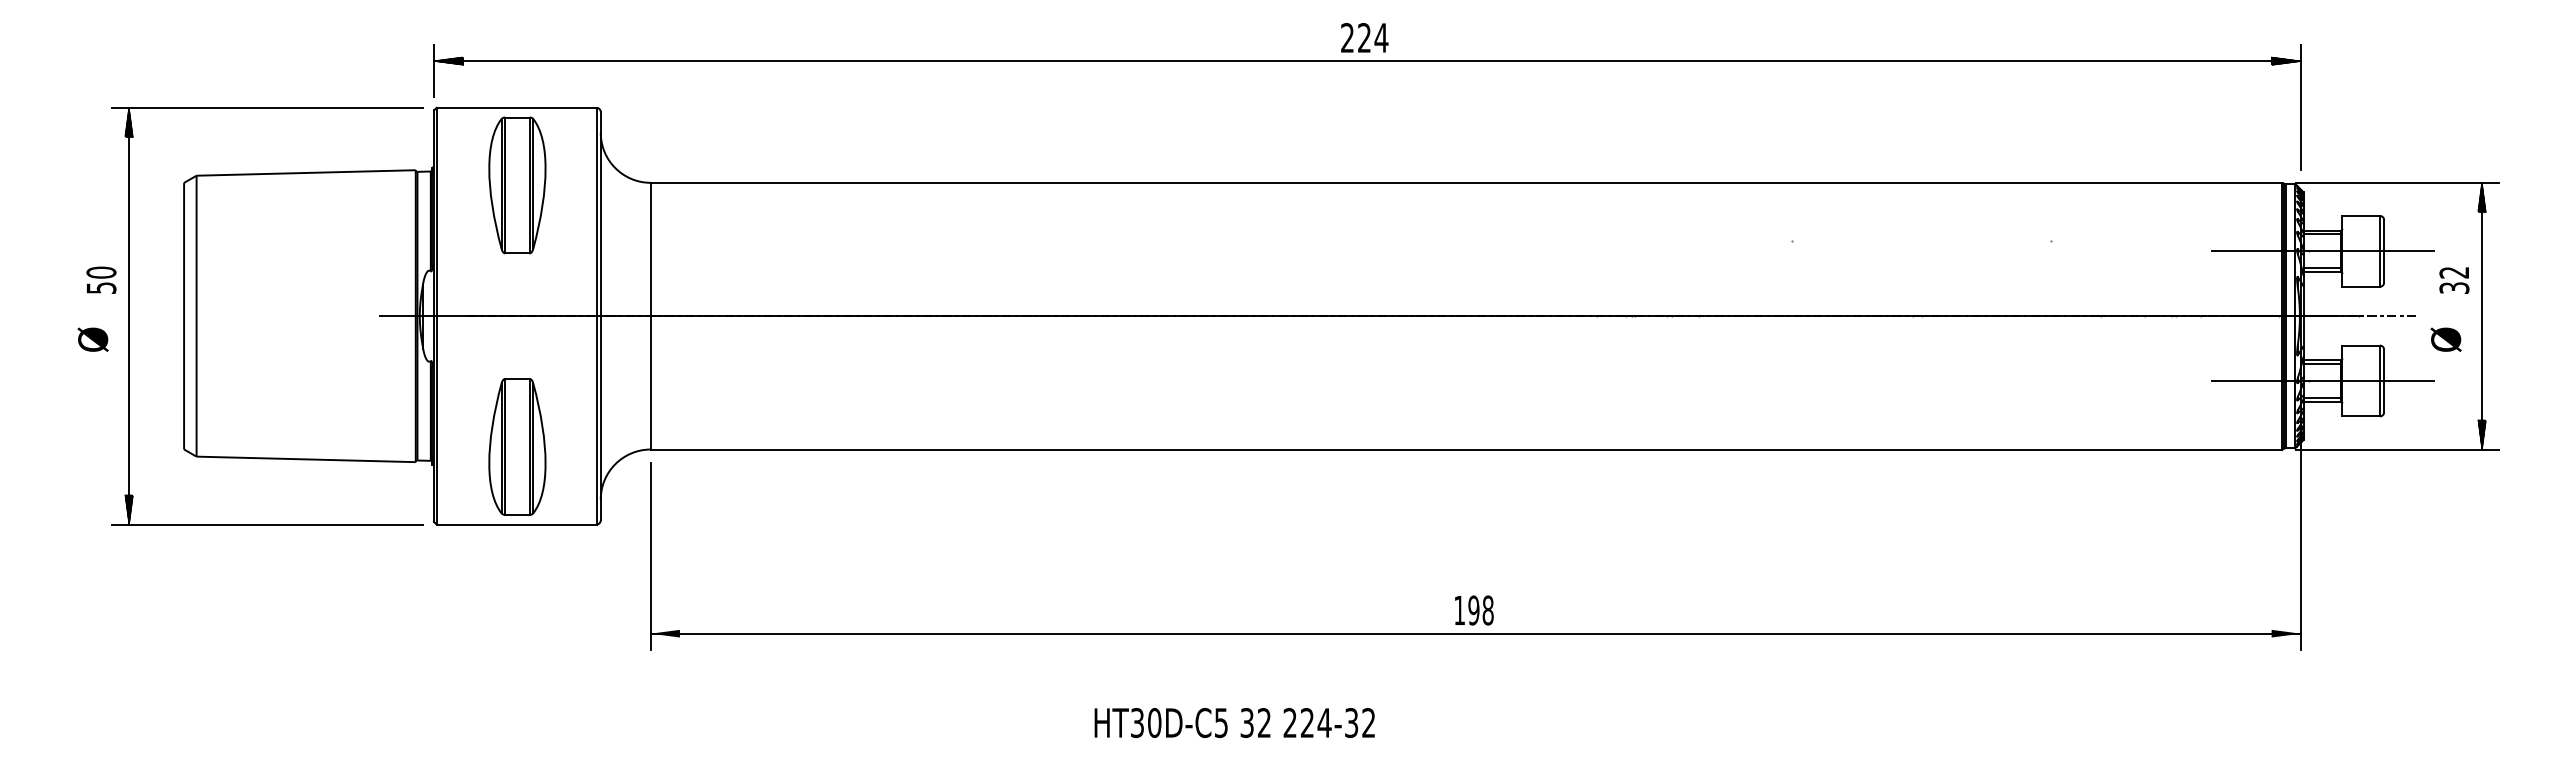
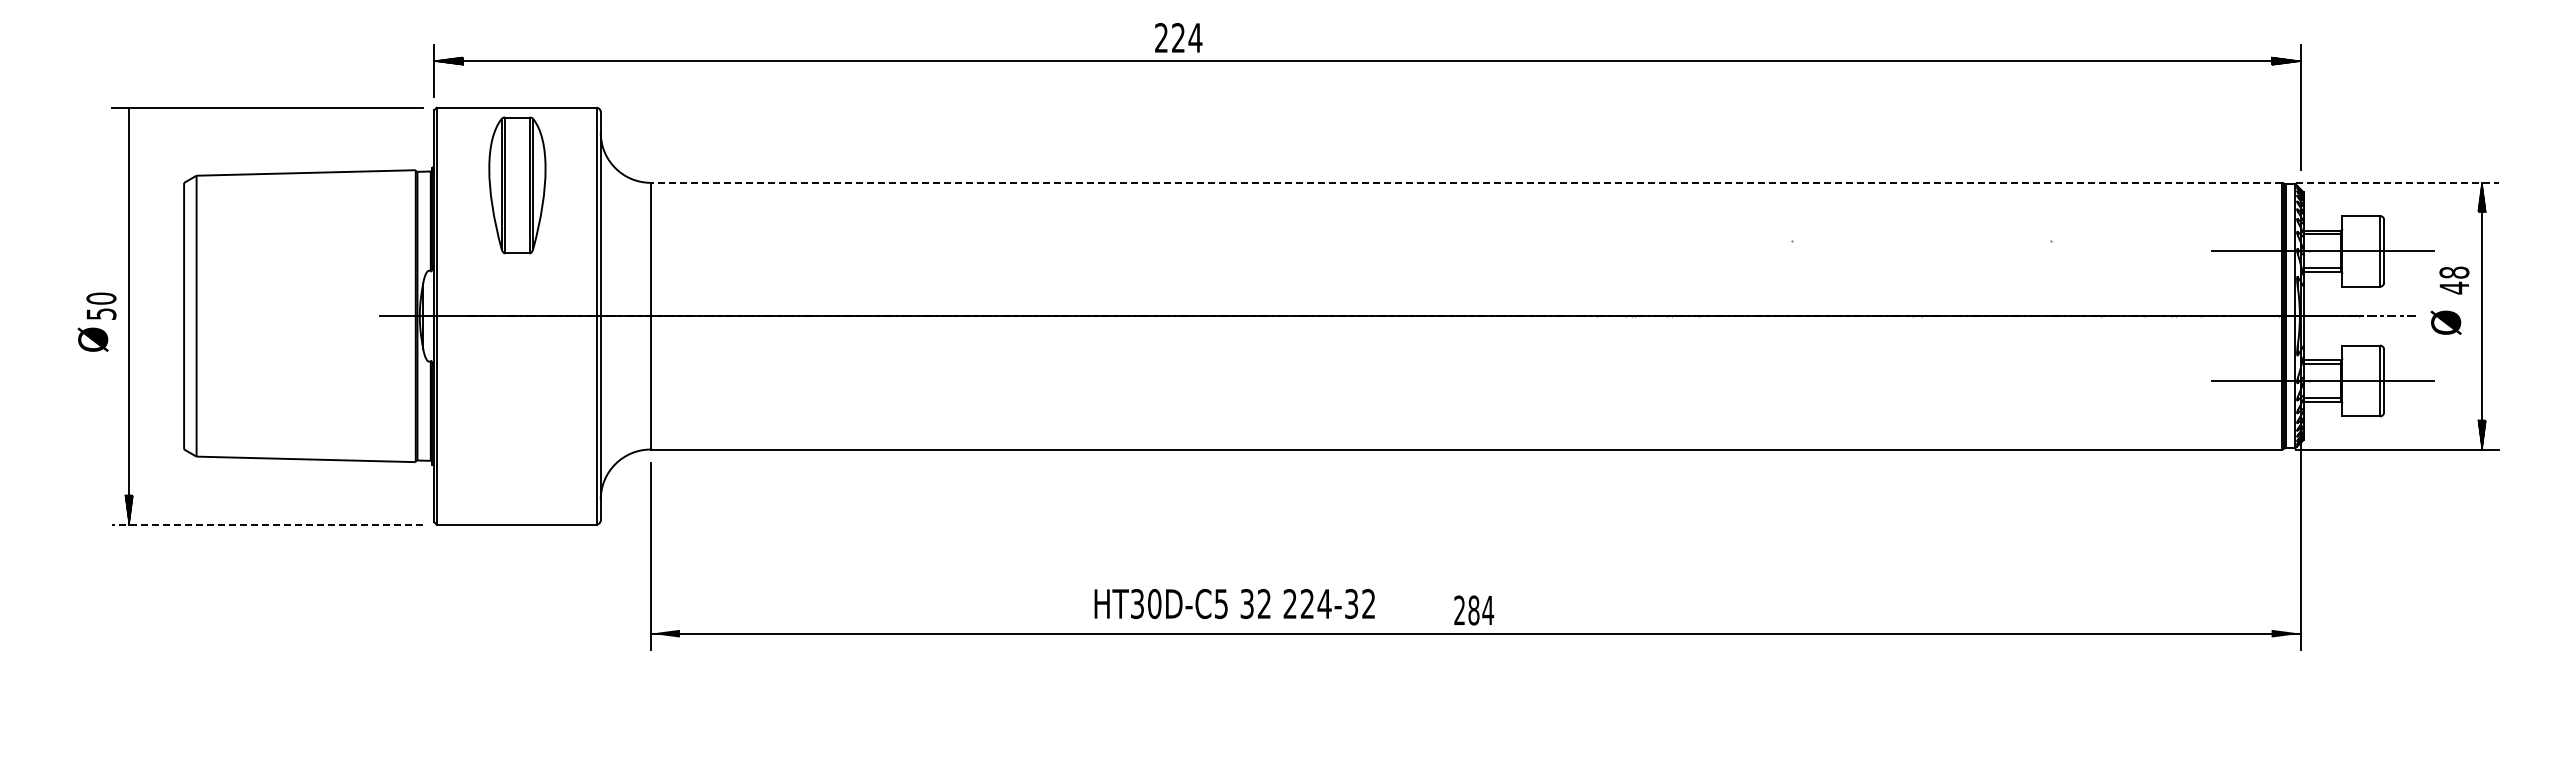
text position: (1364, 37) -> (1178, 37) (1178, 37)
hatch: present -> none (128, 122)
line: solid -> dashed (1466, 182)
line: solid -> dashed (2397, 182)
text position: (101, 279) -> (101, 305) (101, 305)
text: 32 -> 48 (2454, 280)
text position: (2445, 339) -> (2445, 322) (2445, 322)
part: present -> none (517, 446)
line: solid -> dashed (267, 524)
text: 198 -> 284 (1474, 610)
text position: (1234, 723) -> (1234, 604) (1234, 604)
